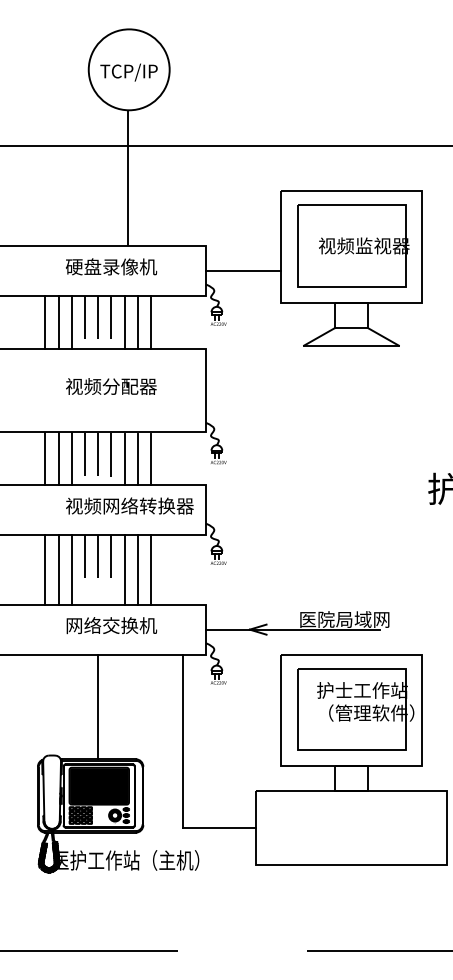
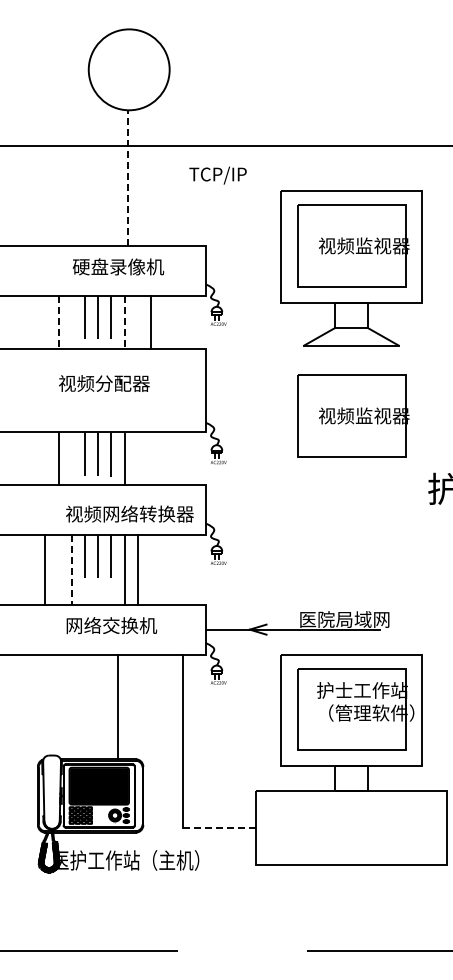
text position: (128, 72) -> (217, 175) (217, 175)
line: solid -> dashed (128, 178)
text position: (111, 266) -> (118, 266) (118, 266)
line: present -> none (243, 270)
line: present -> none (45, 321)
line: present -> none (71, 321)
line: present -> none (137, 321)
line: solid -> dashed (58, 322)
line: solid -> dashed (124, 322)
text position: (111, 386) -> (104, 383) (104, 383)
part: none -> present (353, 415)
line: present -> none (45, 458)
line: present -> none (71, 459)
line: present -> none (137, 459)
line: present -> none (150, 459)
text position: (129, 505) -> (129, 513) (129, 513)
line: present -> none (58, 569)
line: solid -> dashed (71, 569)
line: present -> none (150, 569)
line position: (98, 706) -> (118, 706) (118, 706)
line: solid -> dashed (220, 828)
